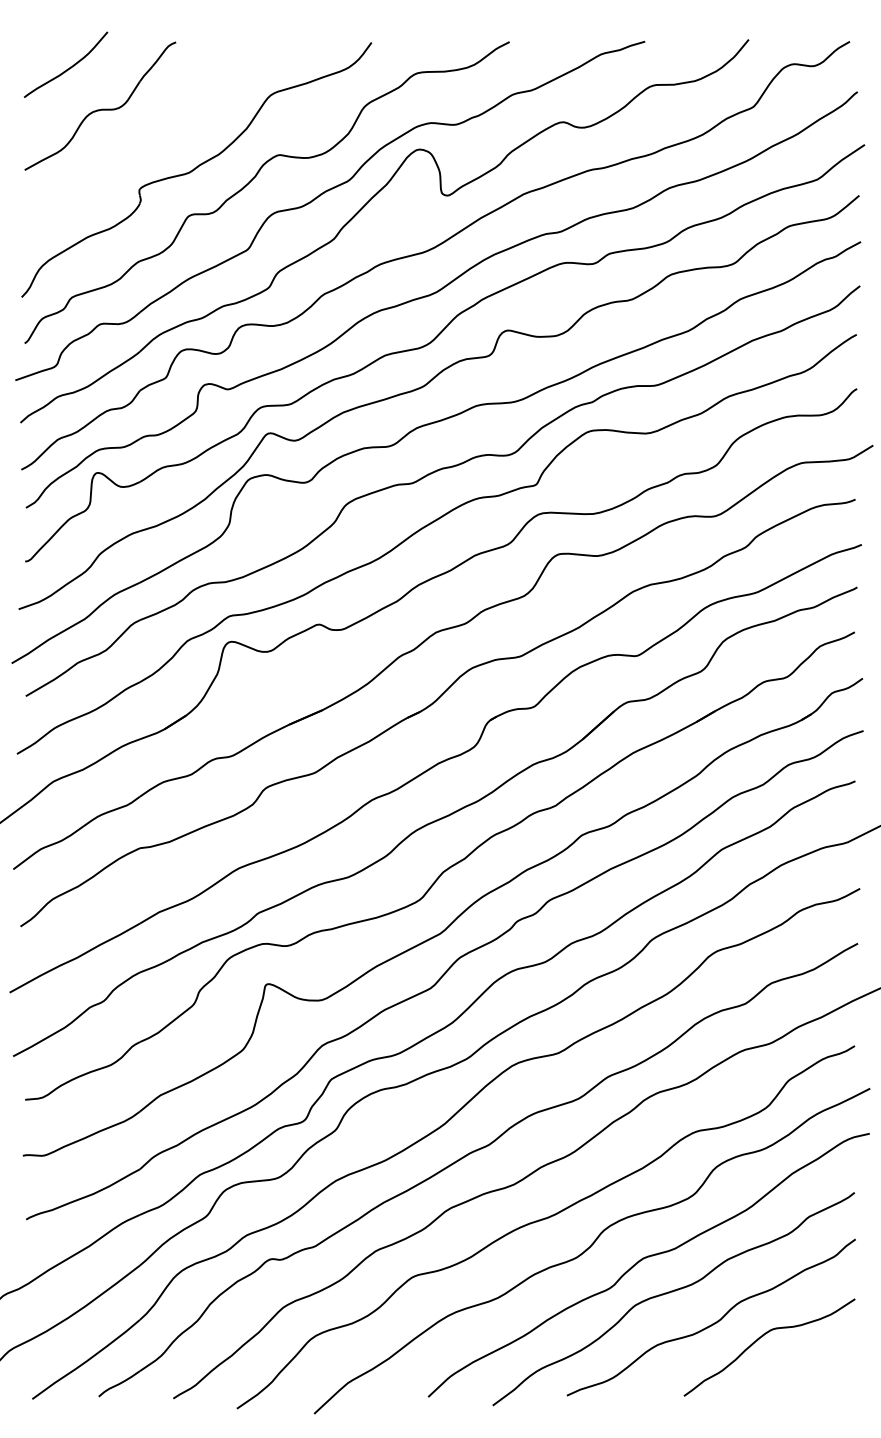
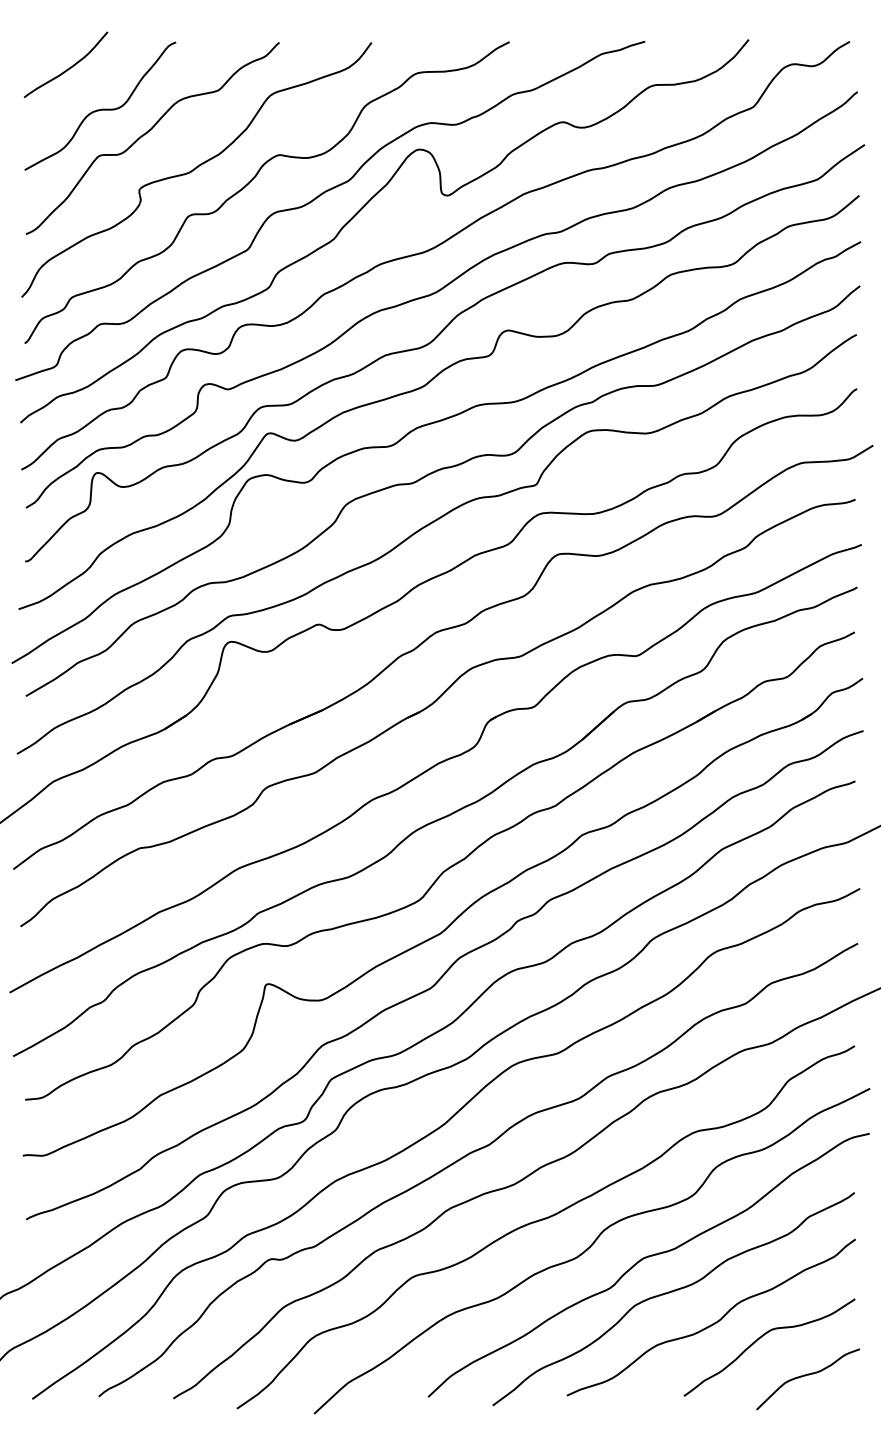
part: none -> present (147, 133)
curve: none -> present (805, 1376)
